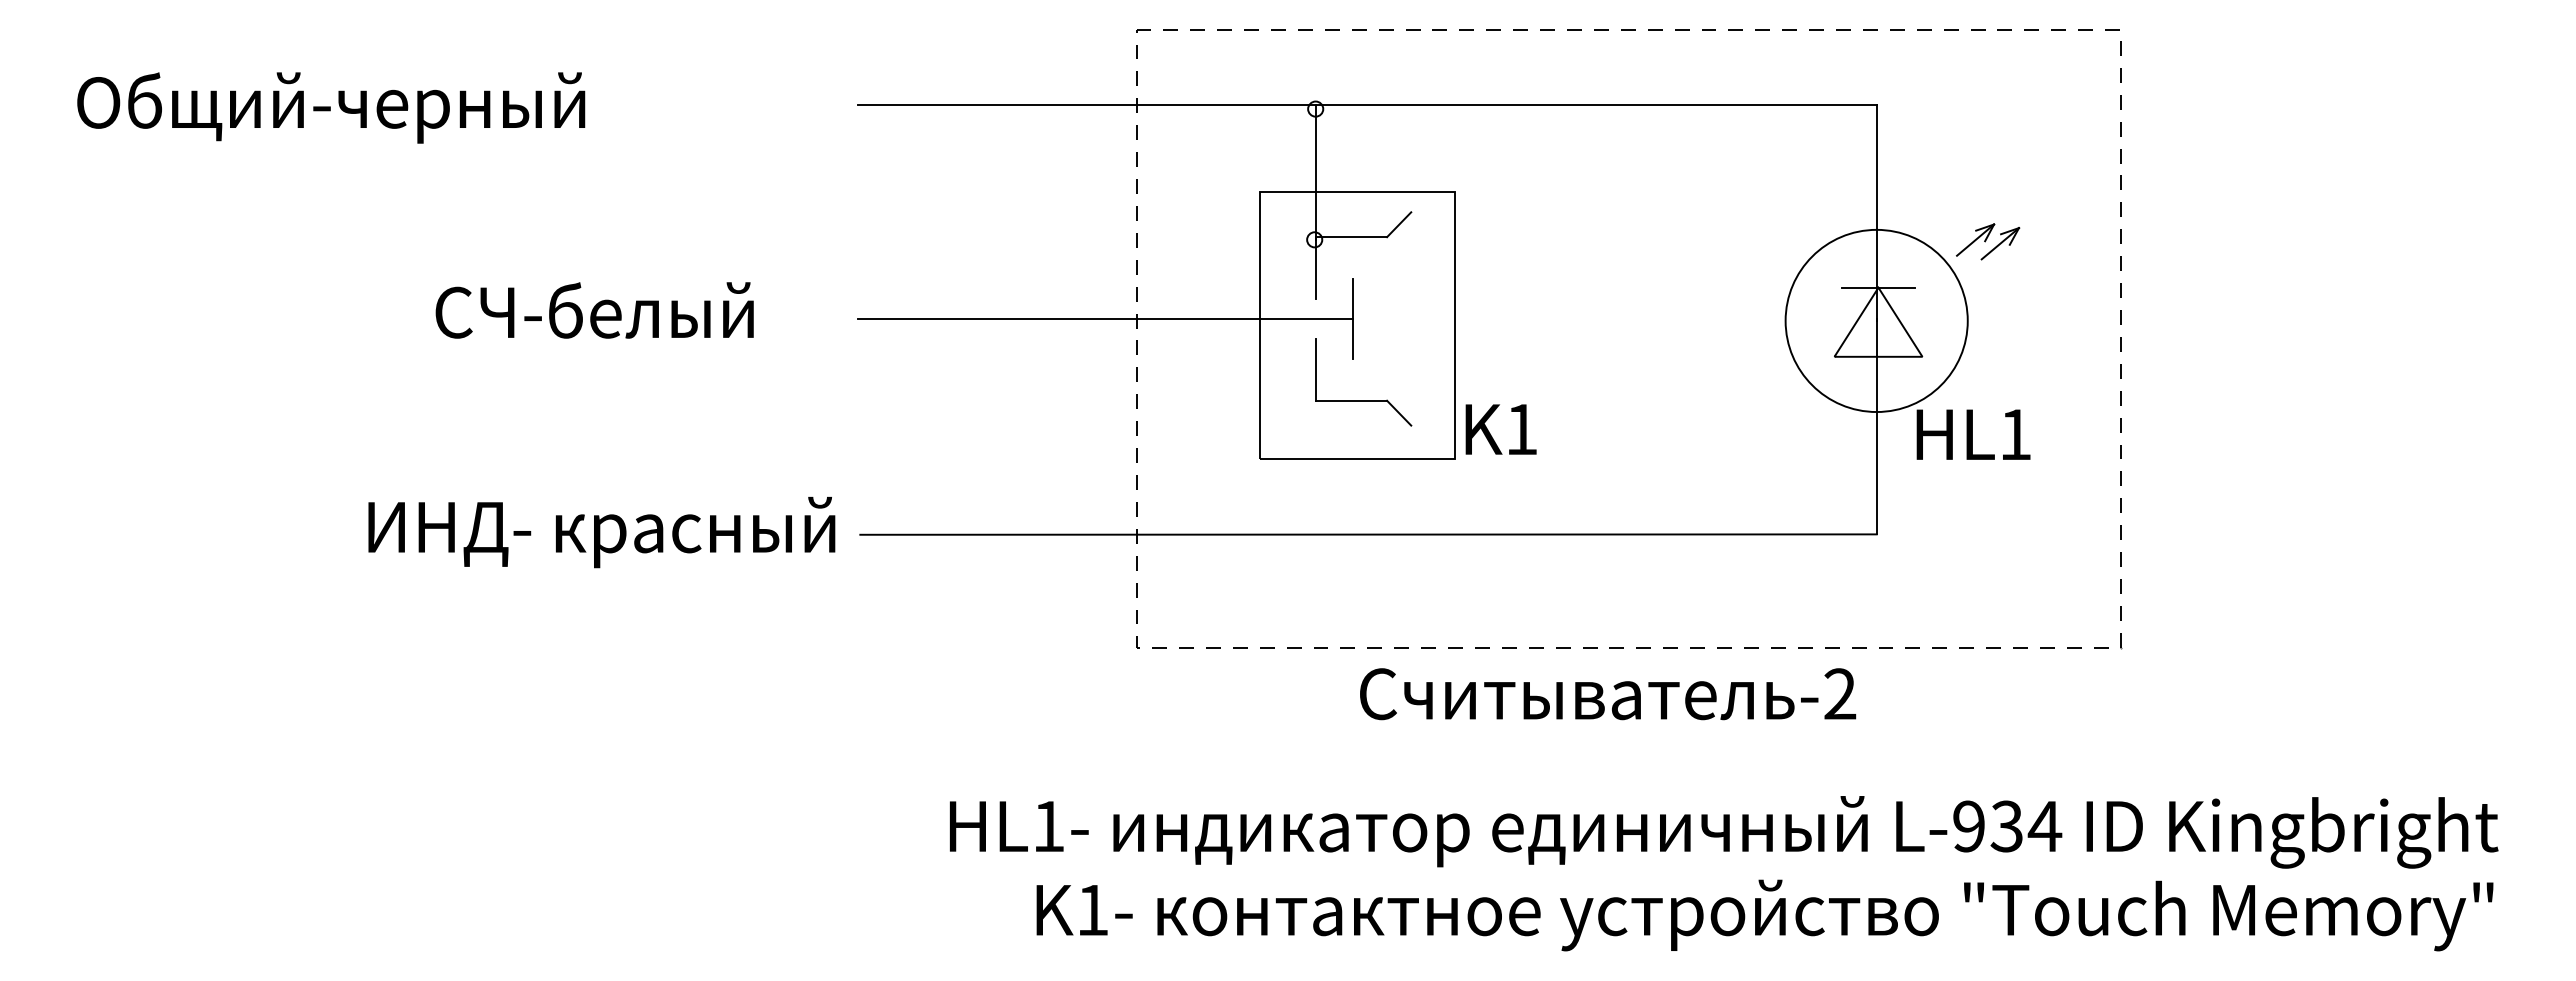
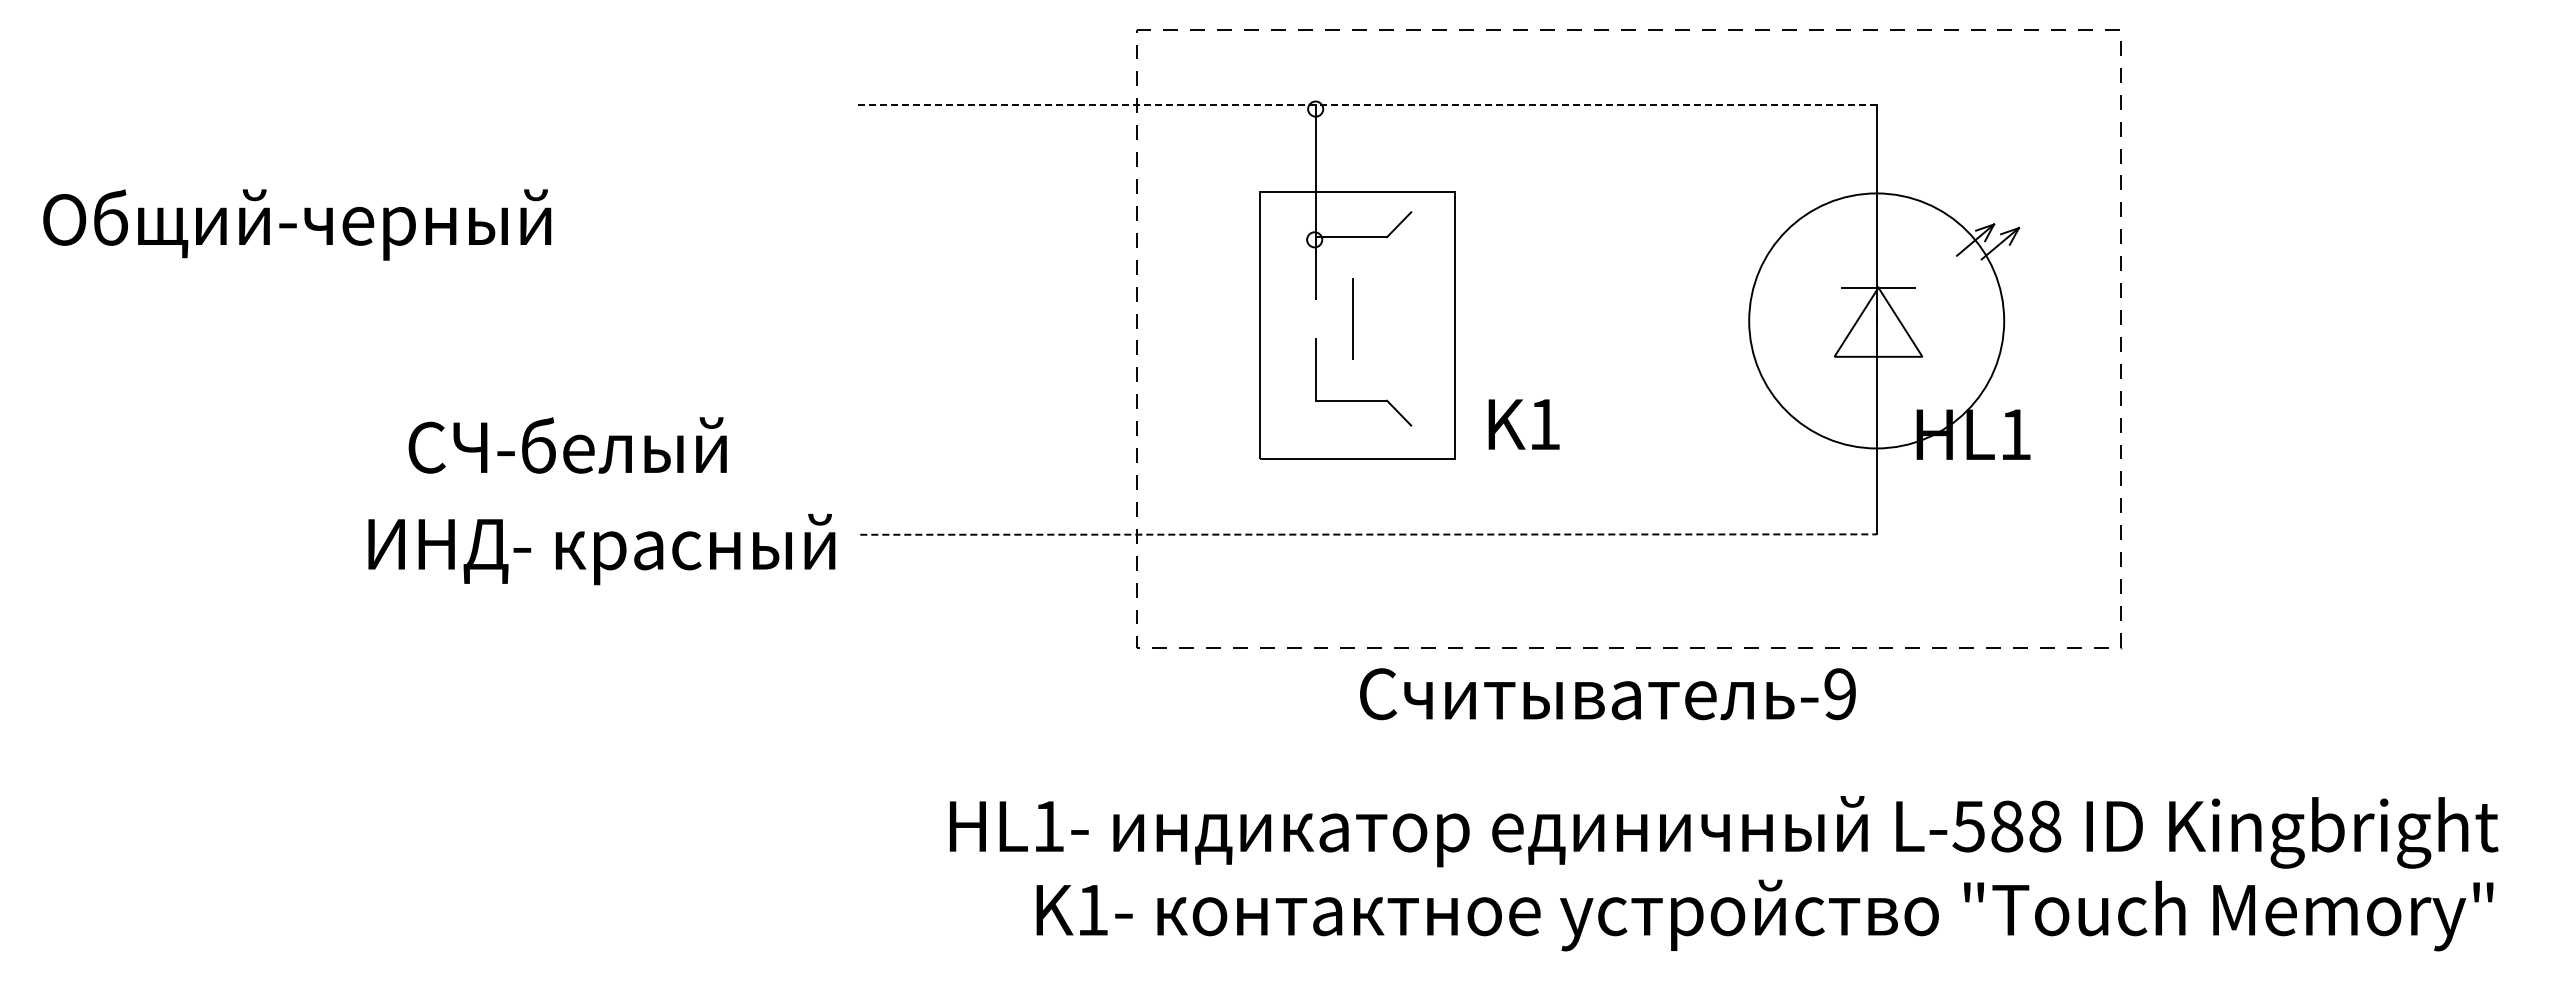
line: solid -> dashed (1368, 105)
text position: (331, 107) -> (297, 224) (297, 224)
text position: (594, 310) -> (567, 445) (567, 445)
line: present -> none (1105, 318)
circle diameter: 182 px -> 255 px (1876, 320)
text position: (1500, 429) -> (1523, 424) (1523, 424)
text position: (601, 532) -> (601, 549) (601, 549)
line: solid -> dashed (1369, 534)
text: -2 -> -9 (1840, 694)
text: L-934 -> L-588 (2007, 826)
